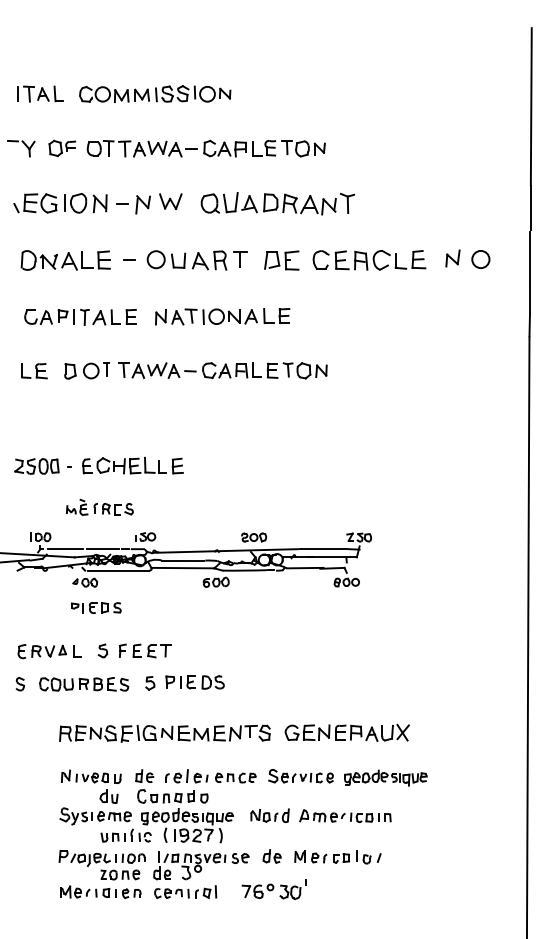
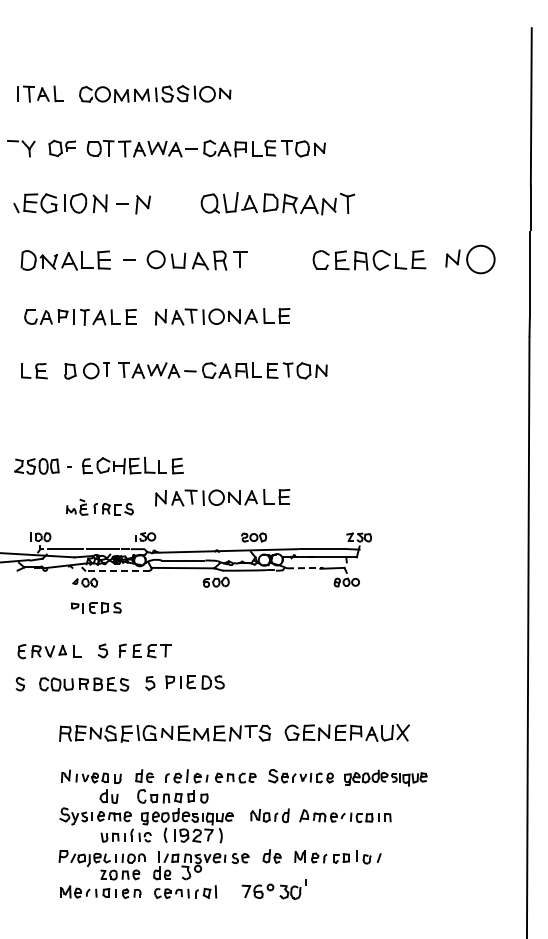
part: present -> none (170, 201)
circle diameter: 17 px -> 28 px (480, 259)
part: present -> none (281, 260)
part: none -> present (222, 497)
line: solid -> dashed (305, 568)
line: solid -> dashed (115, 570)
